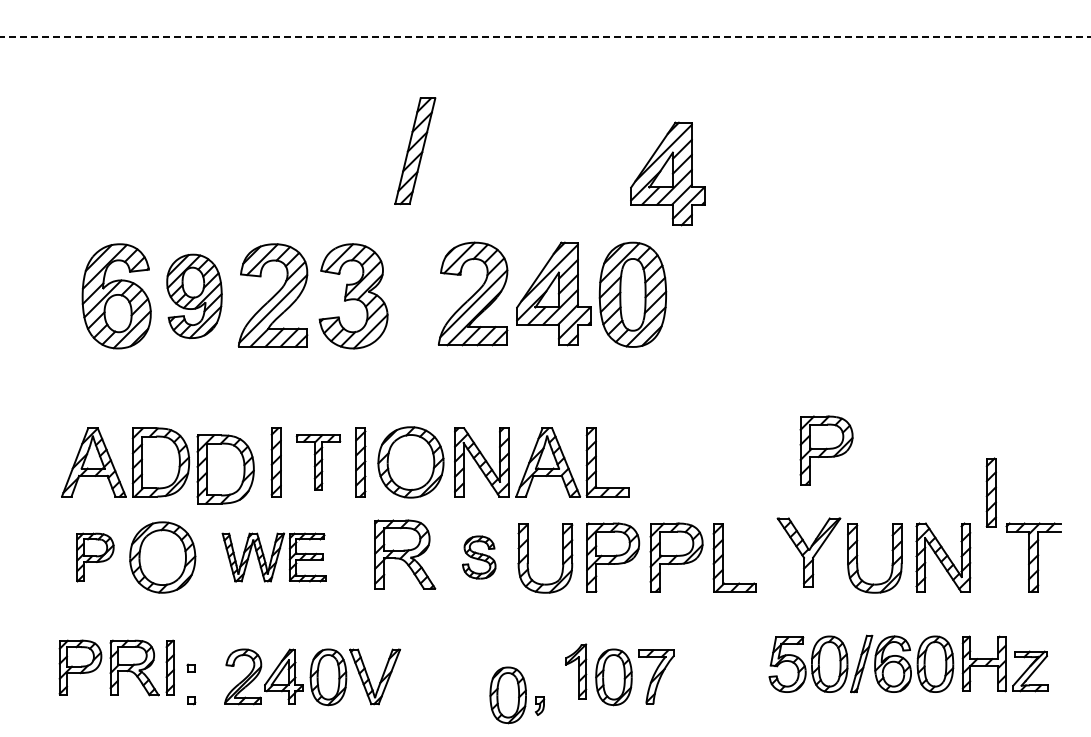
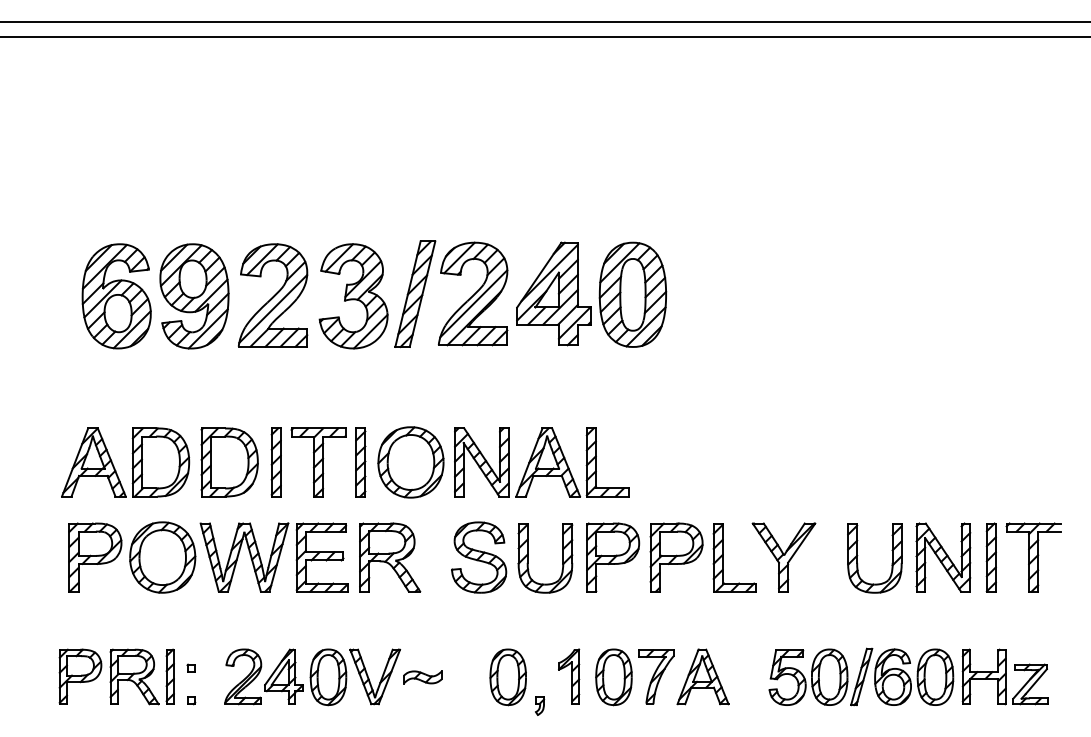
line: none -> present (544, 22)
line: dashed -> solid (545, 36)
part position: (415, 151) -> (415, 294) (415, 294)
part: present -> none (667, 173)
part size: 57x87 px -> 71x107 px (194, 296)
part: present -> none (826, 450)
part size: 47x57 px -> 57x71 px (318, 462)
part position: (225, 469) -> (229, 462) (229, 462)
part position: (990, 492) -> (990, 557) (990, 557)
part position: (808, 552) -> (783, 557) (783, 557)
part position: (405, 554) -> (390, 557) (390, 557)
part size: 39x51 px -> 55x71 px (95, 557)
part size: 106x51 px -> 150x71 px (273, 557)
part size: 35x45 px -> 57x73 px (479, 557)
part position: (908, 663) -> (908, 676) (908, 676)
part position: (116, 667) -> (116, 676) (116, 676)
part position: (576, 671) -> (569, 676) (569, 676)
part: none -> present (702, 676)
part: none -> present (422, 677)
part position: (507, 695) -> (507, 677) (507, 677)
